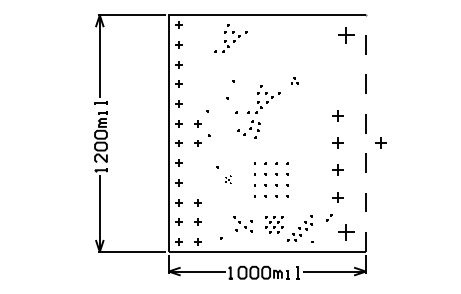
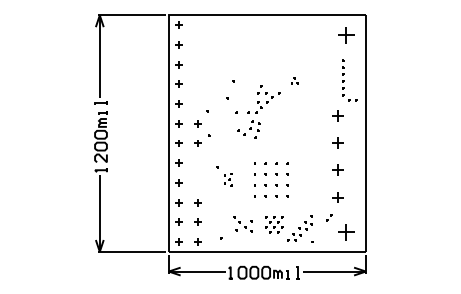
part: present -> none (230, 38)
part: none -> present (349, 80)
line: dashed -> solid (365, 133)
part: present -> none (380, 142)
part size: 7x9 px -> 9x14 px (228, 179)
